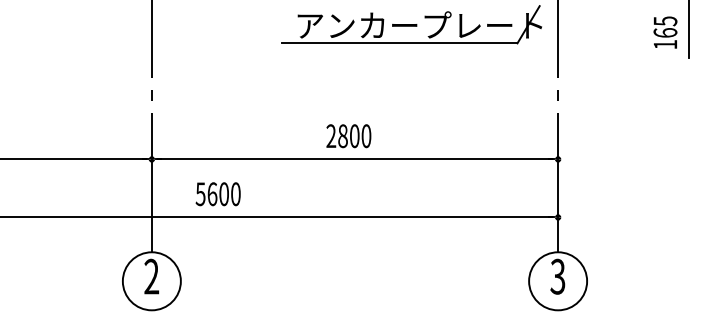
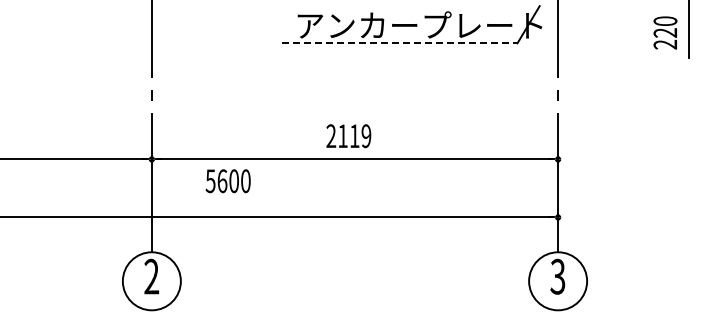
text: 165 -> 220 (665, 32)
line: solid -> dashed (399, 43)
text: 2800 -> 2119 (354, 136)
text position: (217, 194) -> (227, 181) (227, 181)
